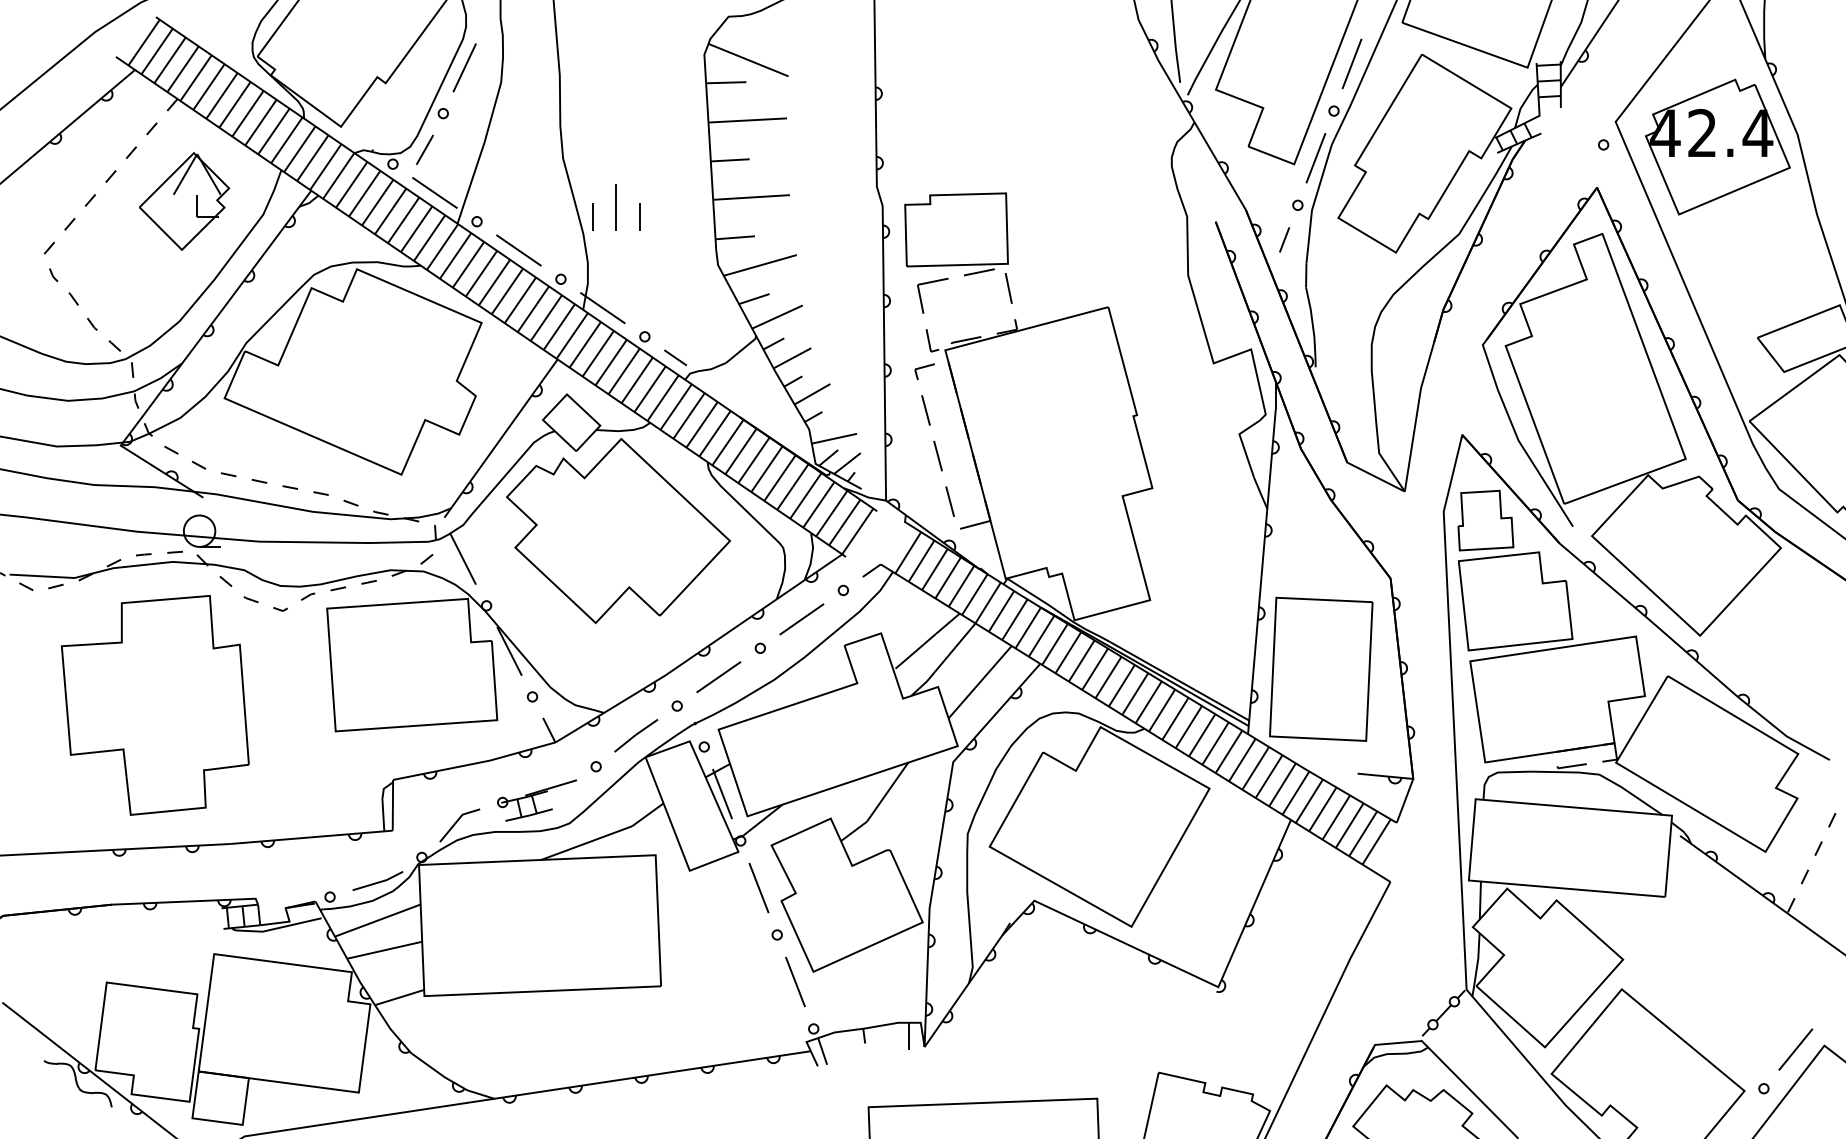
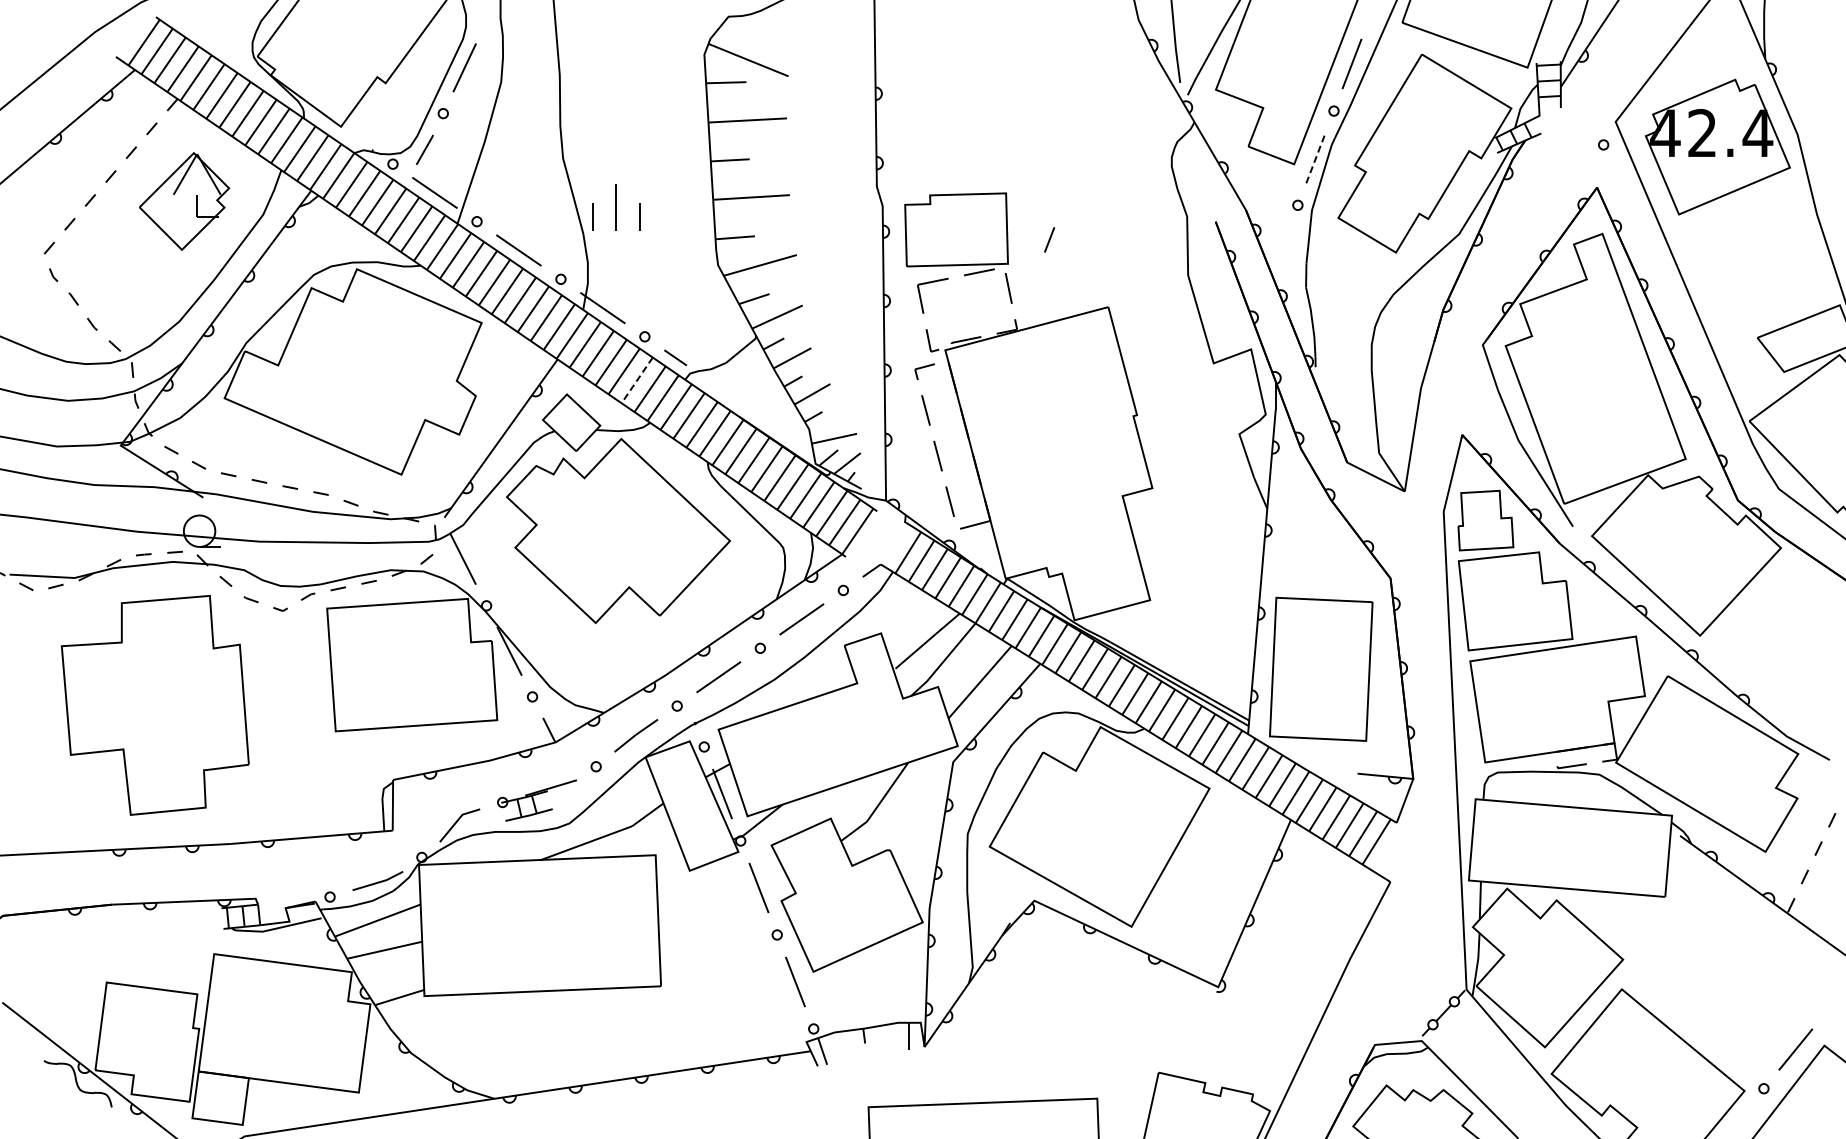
line: solid -> dashed (1315, 158)
line position: (1284, 239) -> (1049, 239) (1049, 239)
line: solid -> dashed (637, 380)
